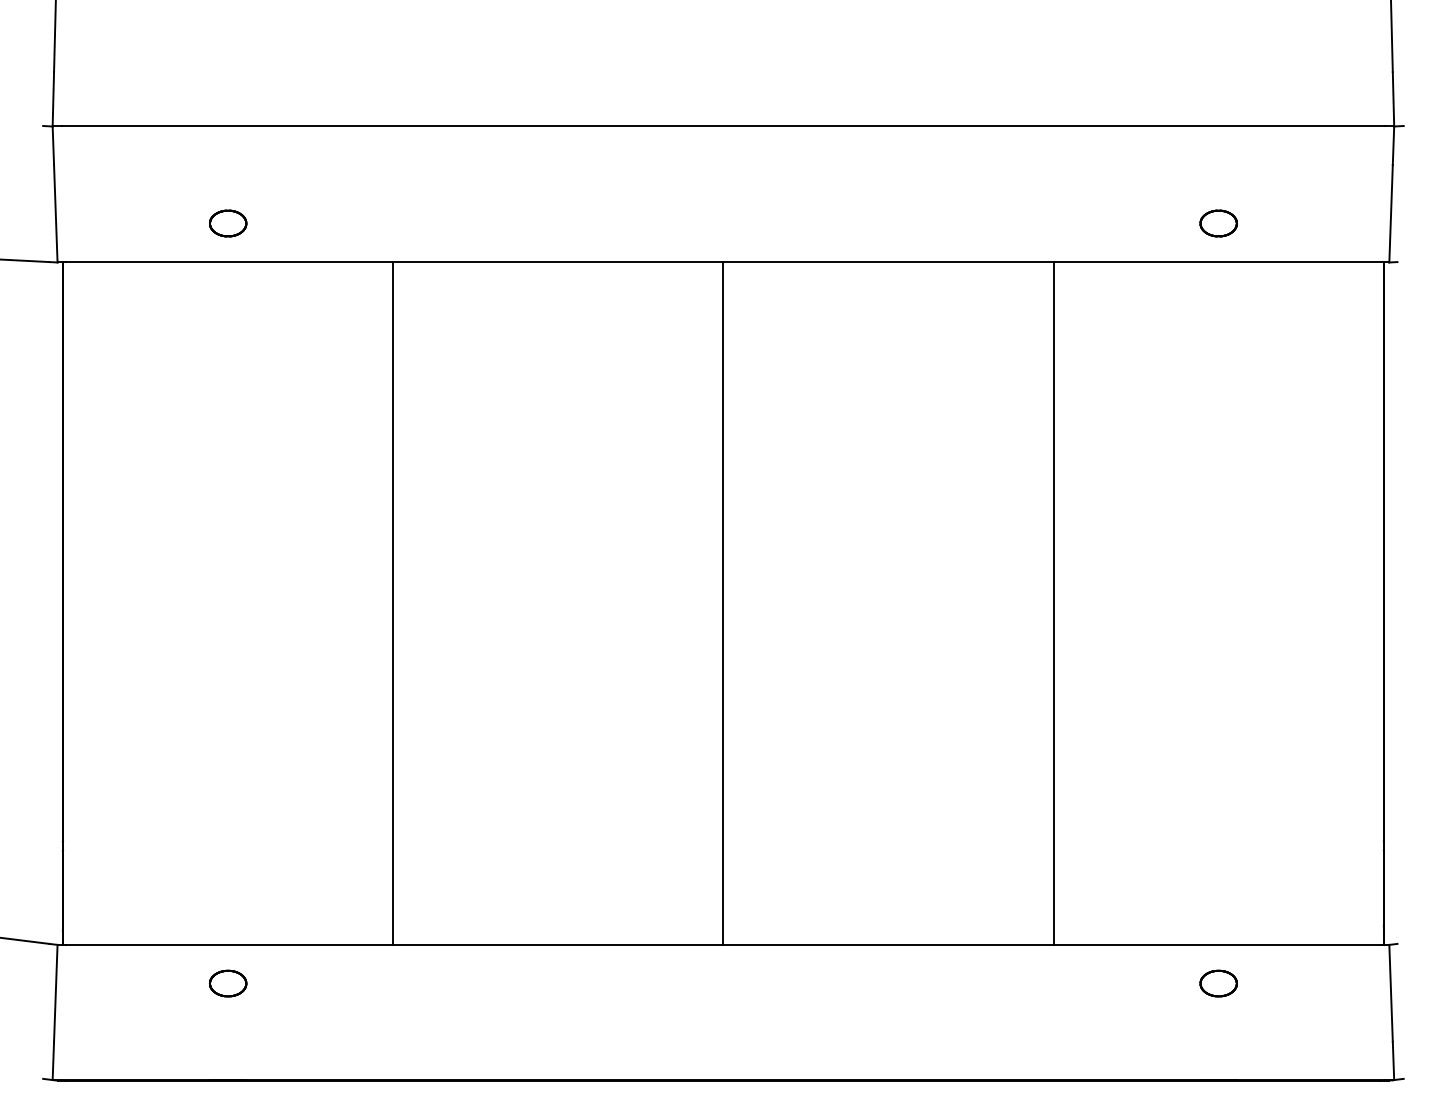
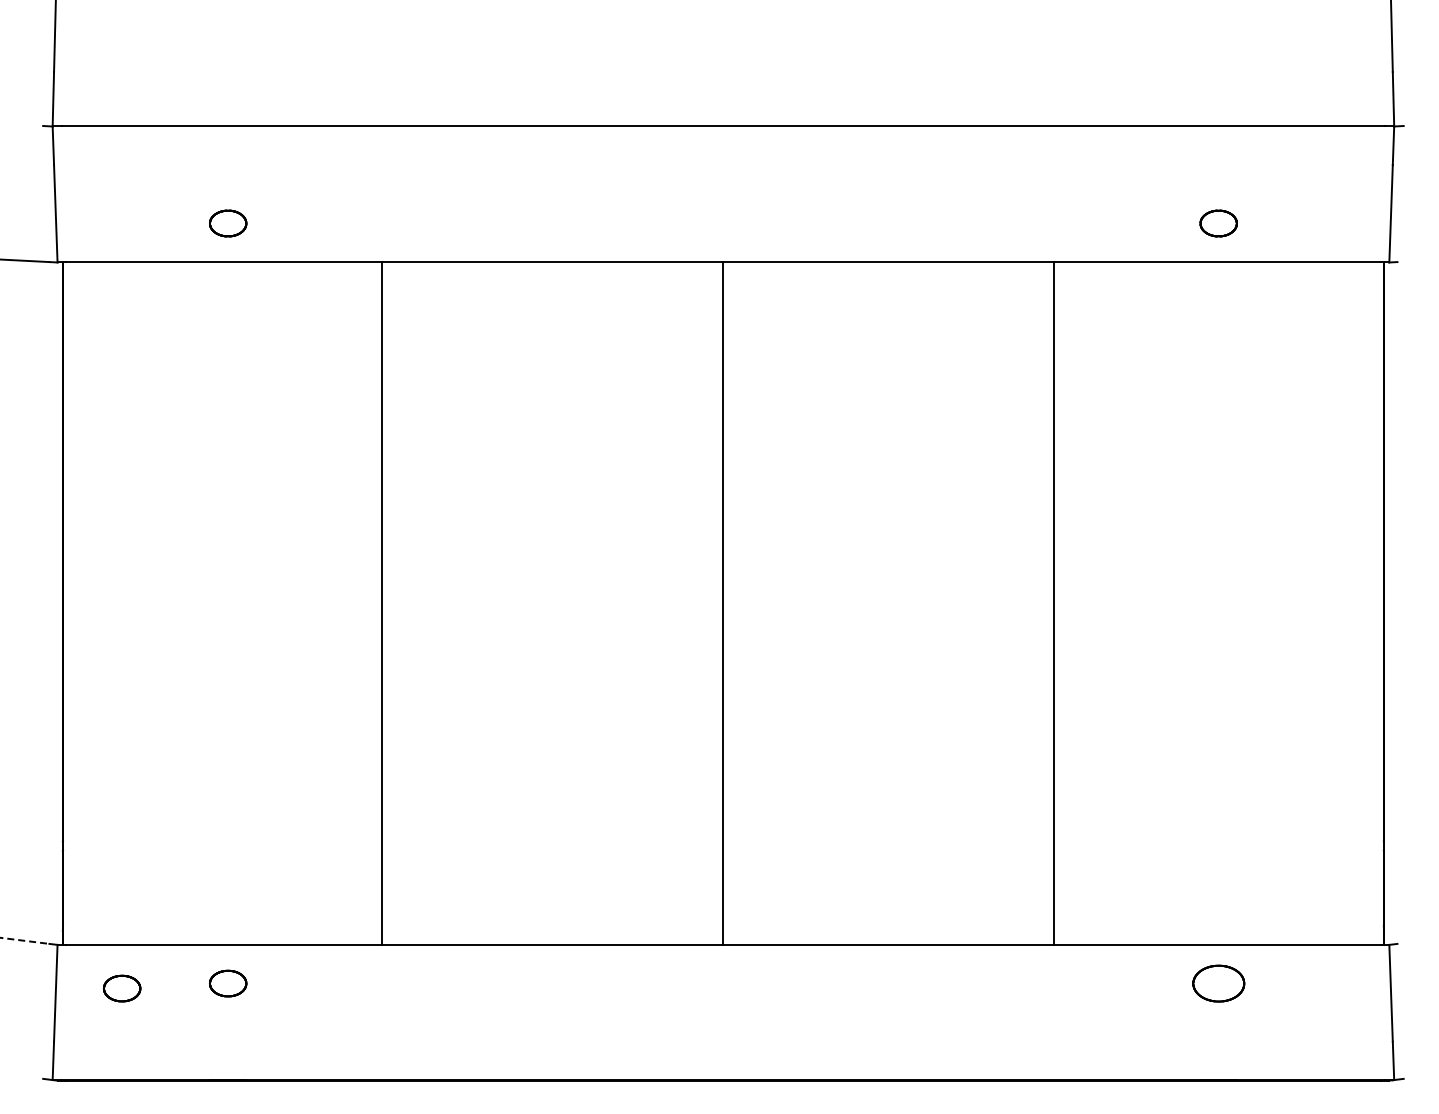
line position: (393, 603) -> (382, 603) (382, 603)
line: solid -> dashed (25, 940)
part size: 39x29 px -> 54x39 px (1218, 983)
part: none -> present (122, 988)
